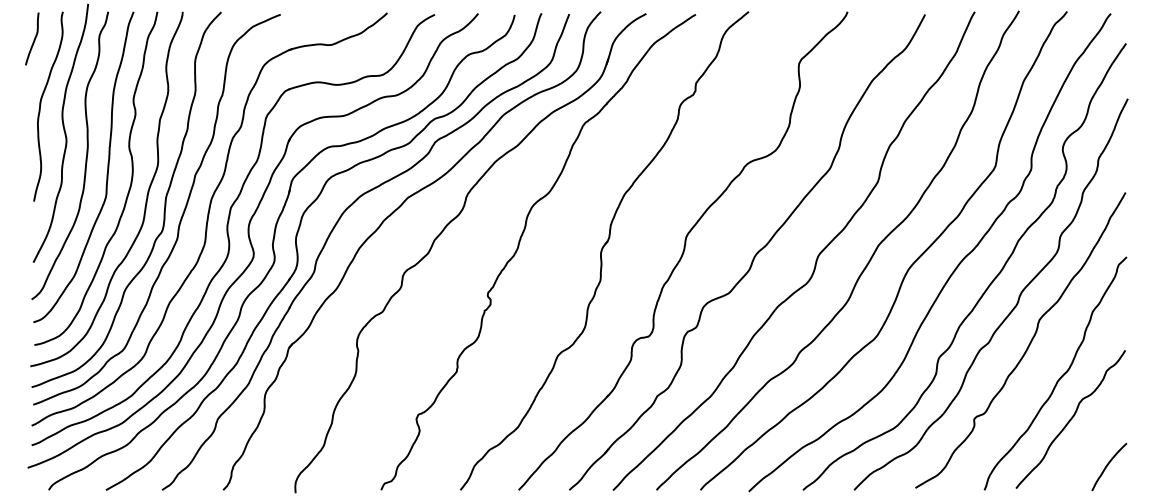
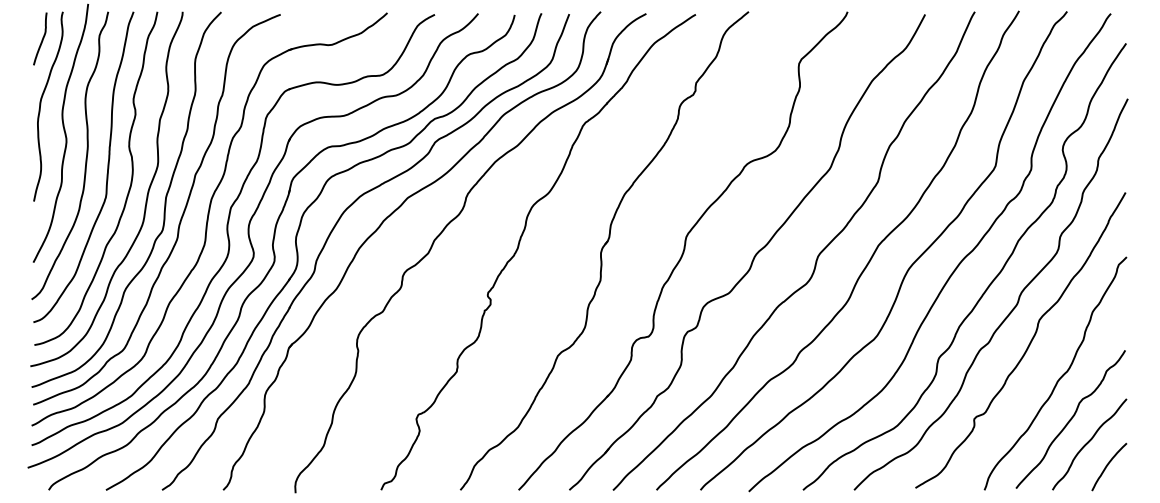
curve position: (33, 39) -> (41, 39) (41, 39)
curve: none -> present (1088, 443)
